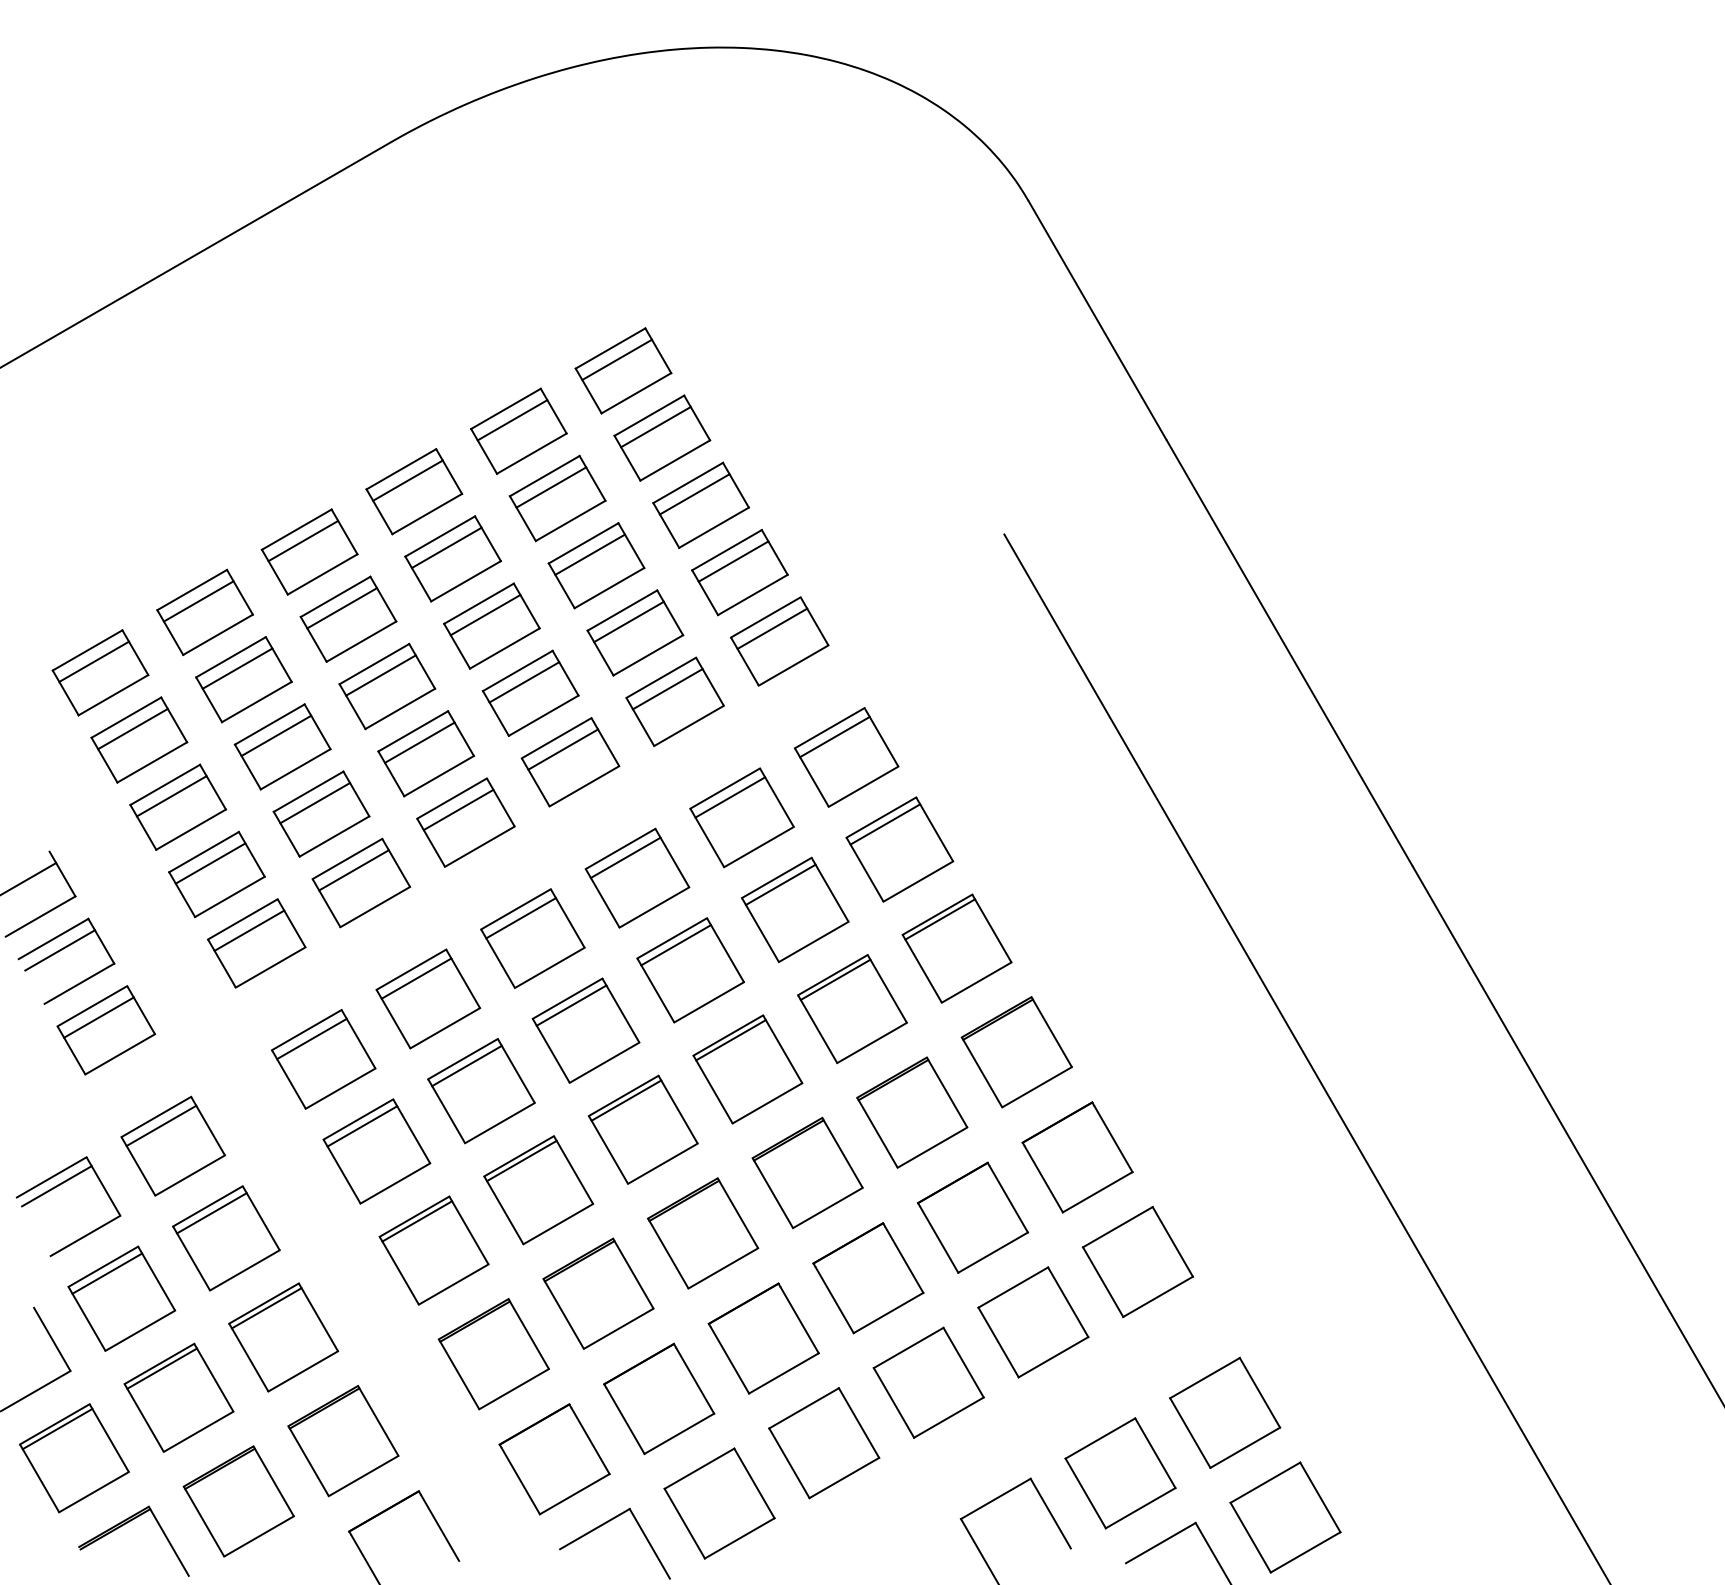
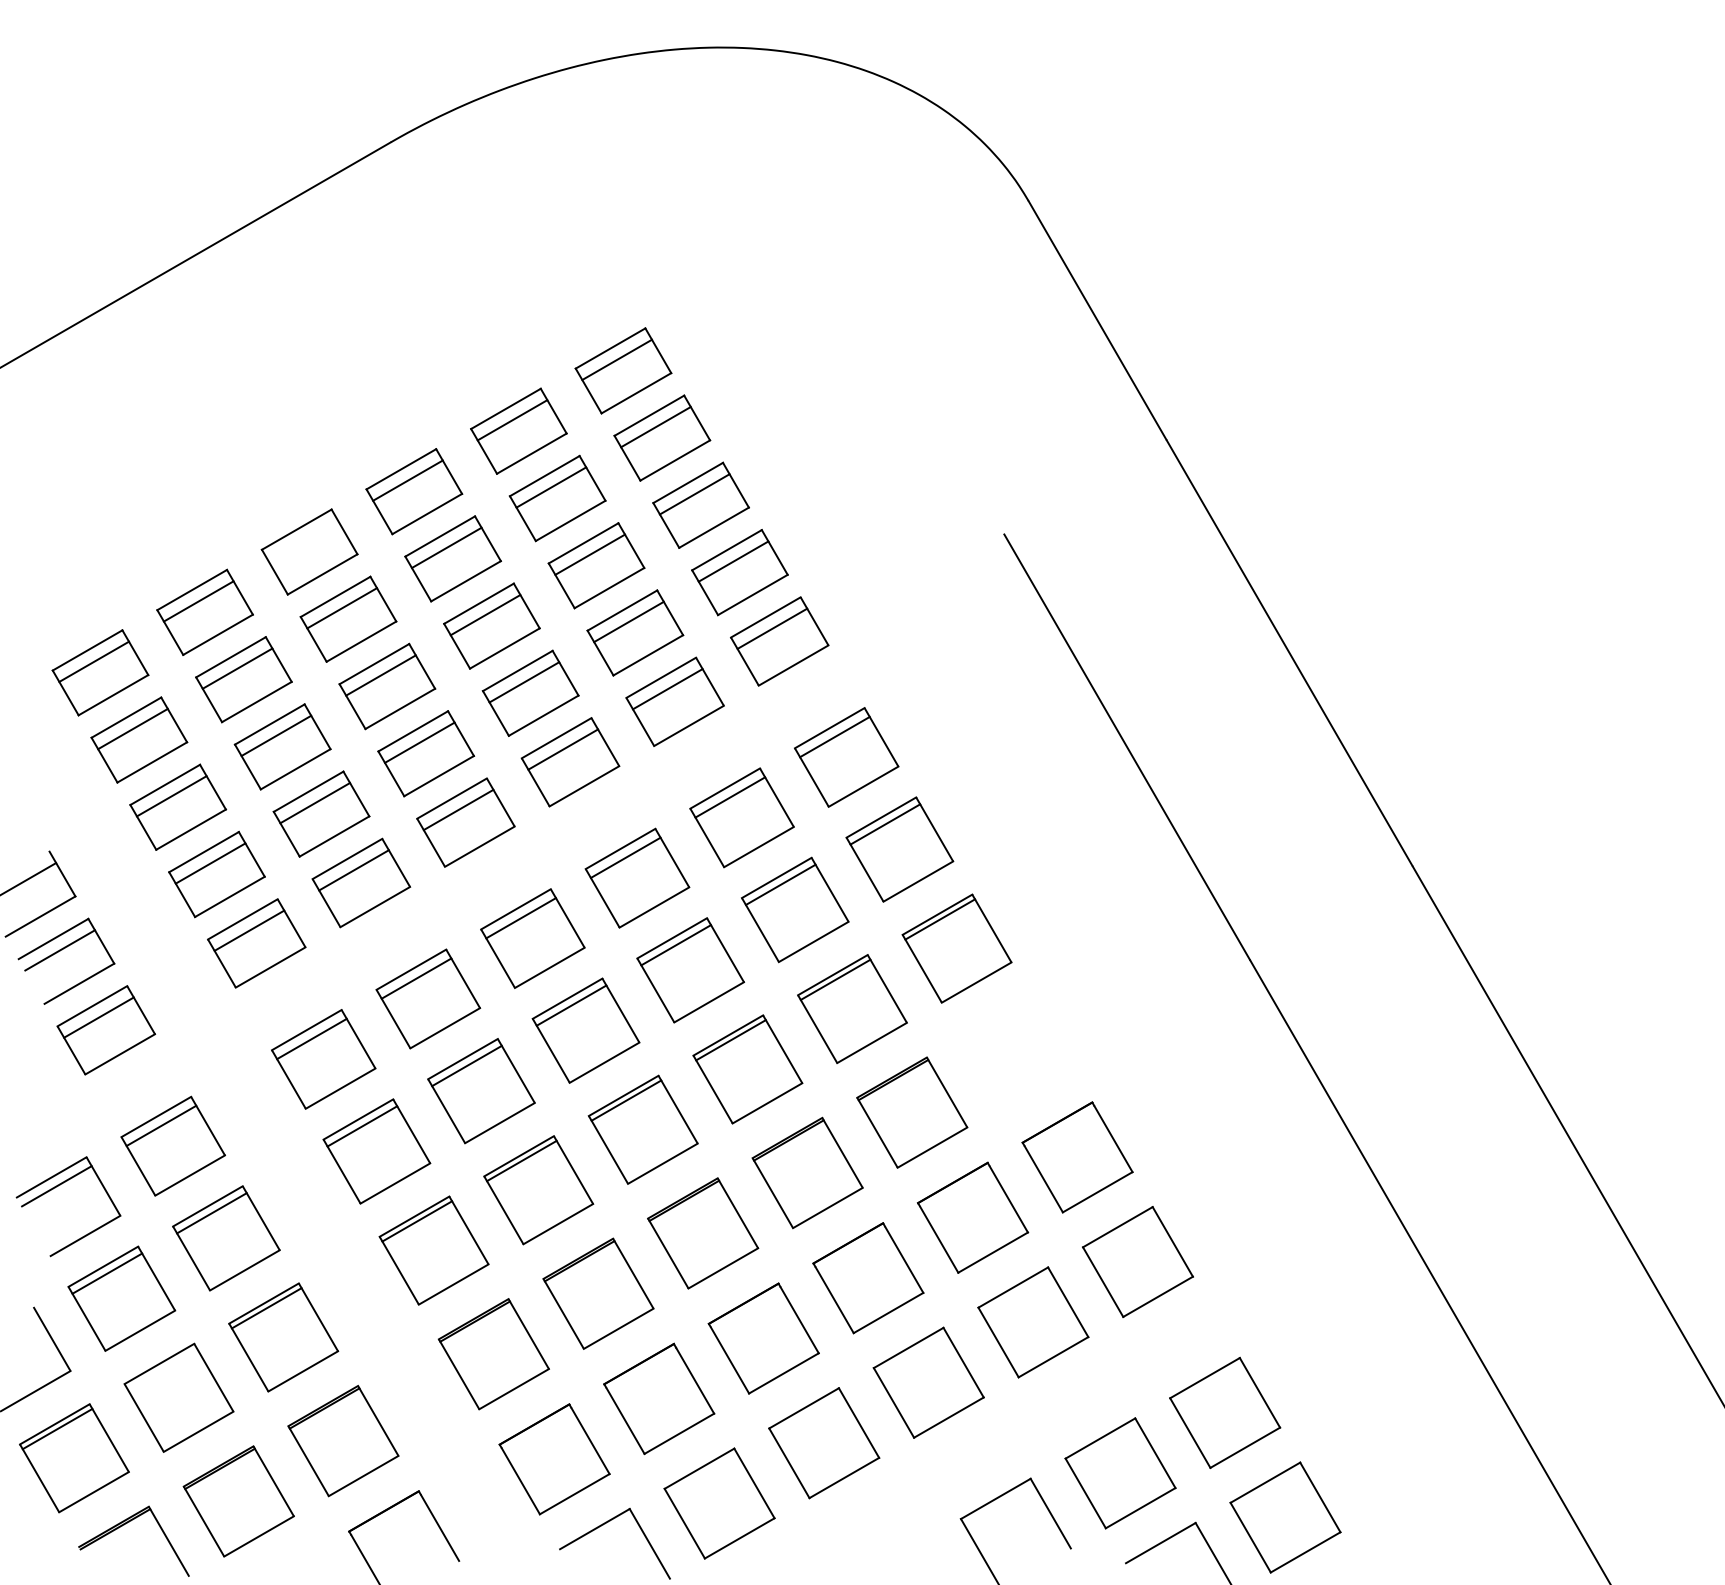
line: present -> none (303, 540)
part: present -> none (1016, 1052)
line: present -> none (162, 1368)
